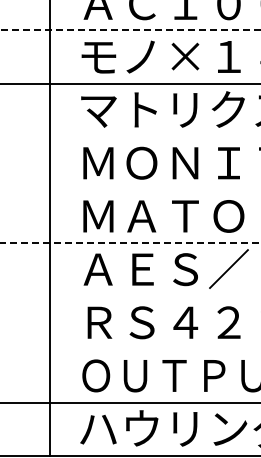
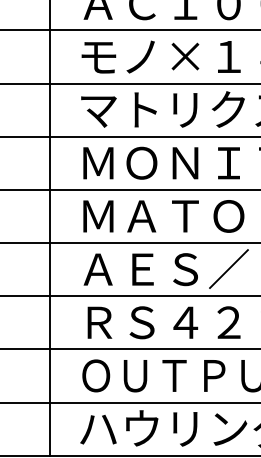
line: dashed -> solid (130, 30)
line: none -> present (129, 136)
line: none -> present (129, 189)
line: dashed -> solid (130, 243)
line: none -> present (129, 296)
line: none -> present (129, 349)
